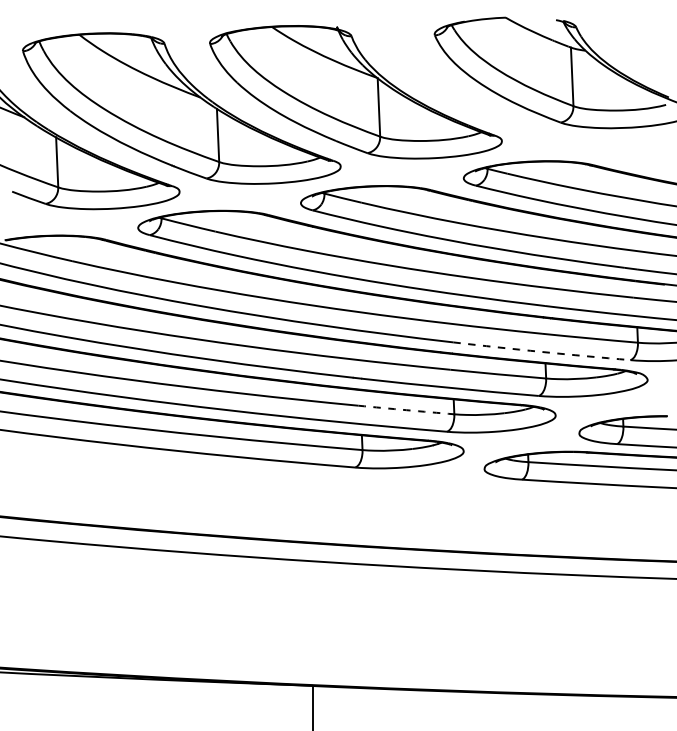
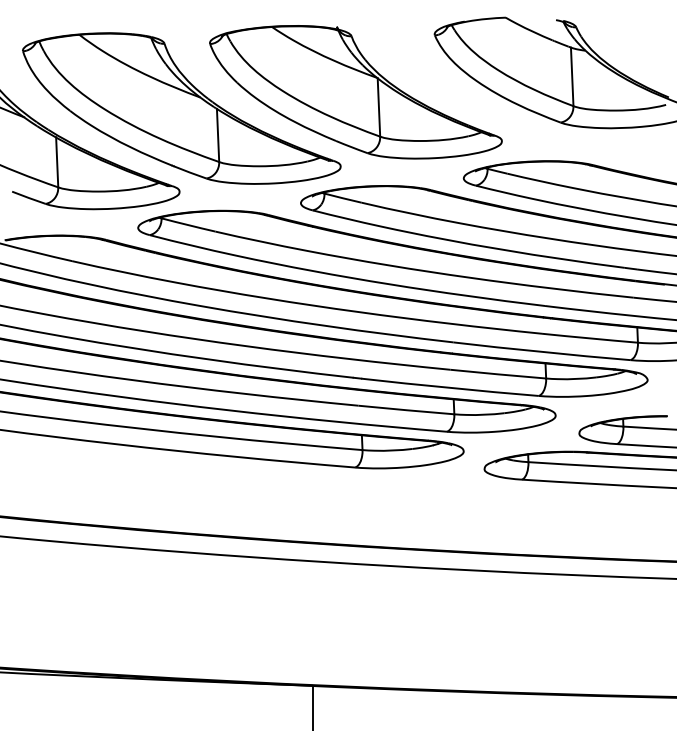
arc: dashed -> solid (541, 351)
arc: dashed -> solid (406, 410)
